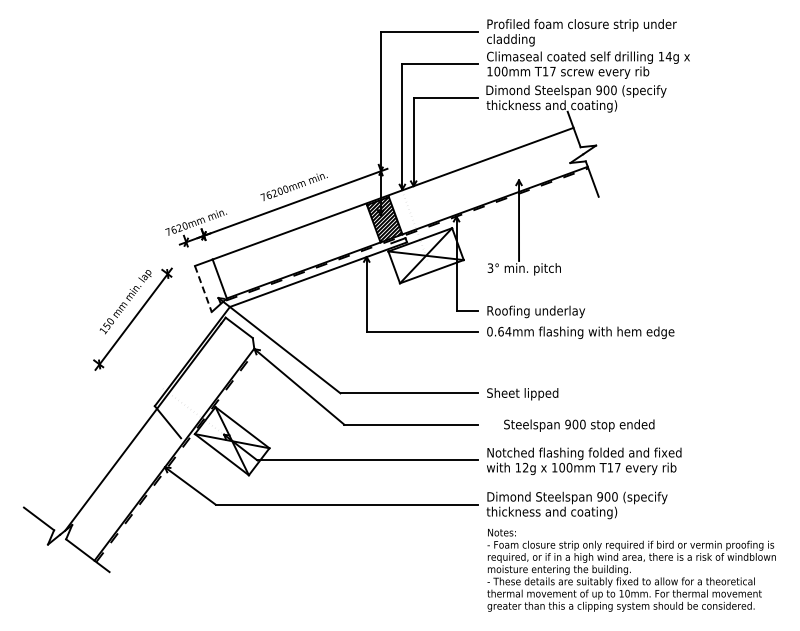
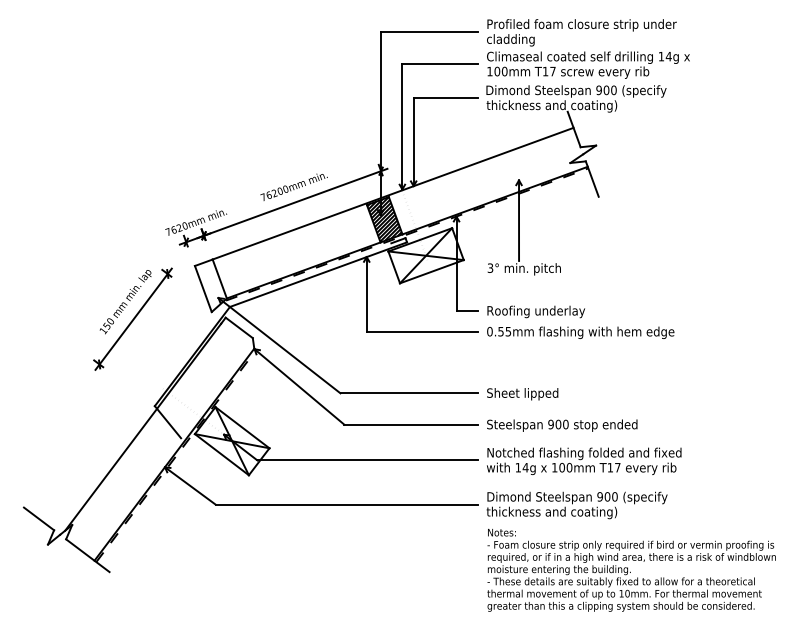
line: dashed -> solid (203, 289)
text: 0.64mm -> 0.55mm (504, 331)
text position: (579, 425) -> (562, 425) (562, 425)
text: 12g -> 14g (525, 467)
